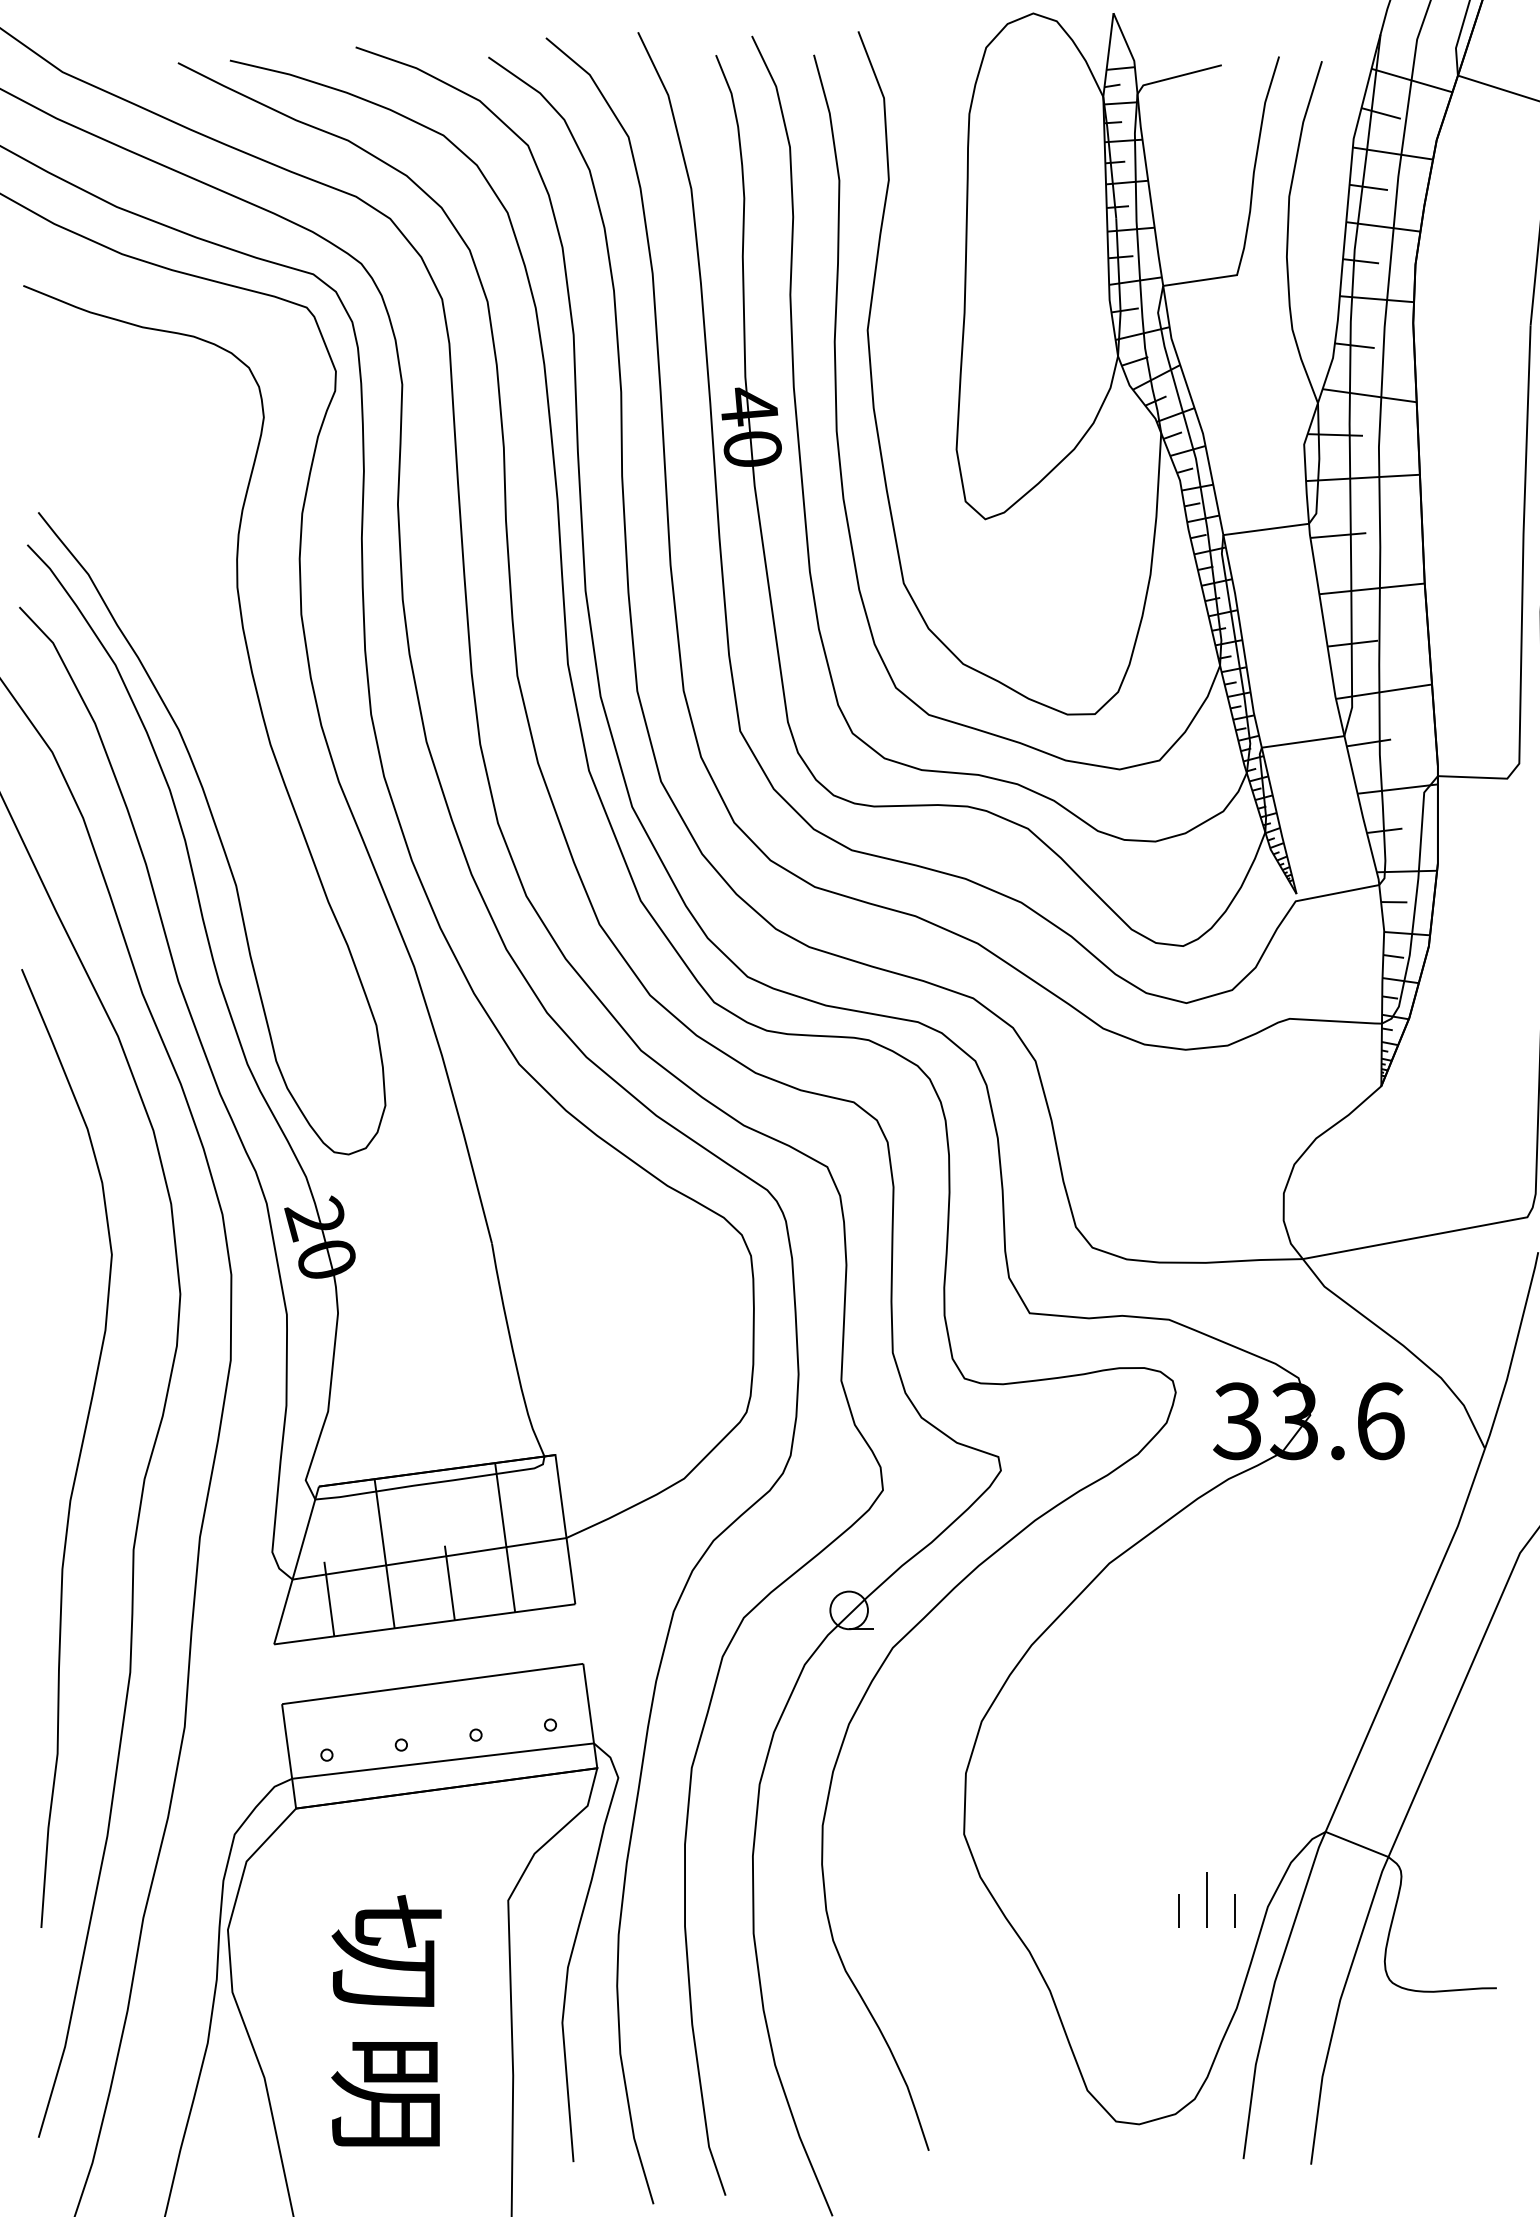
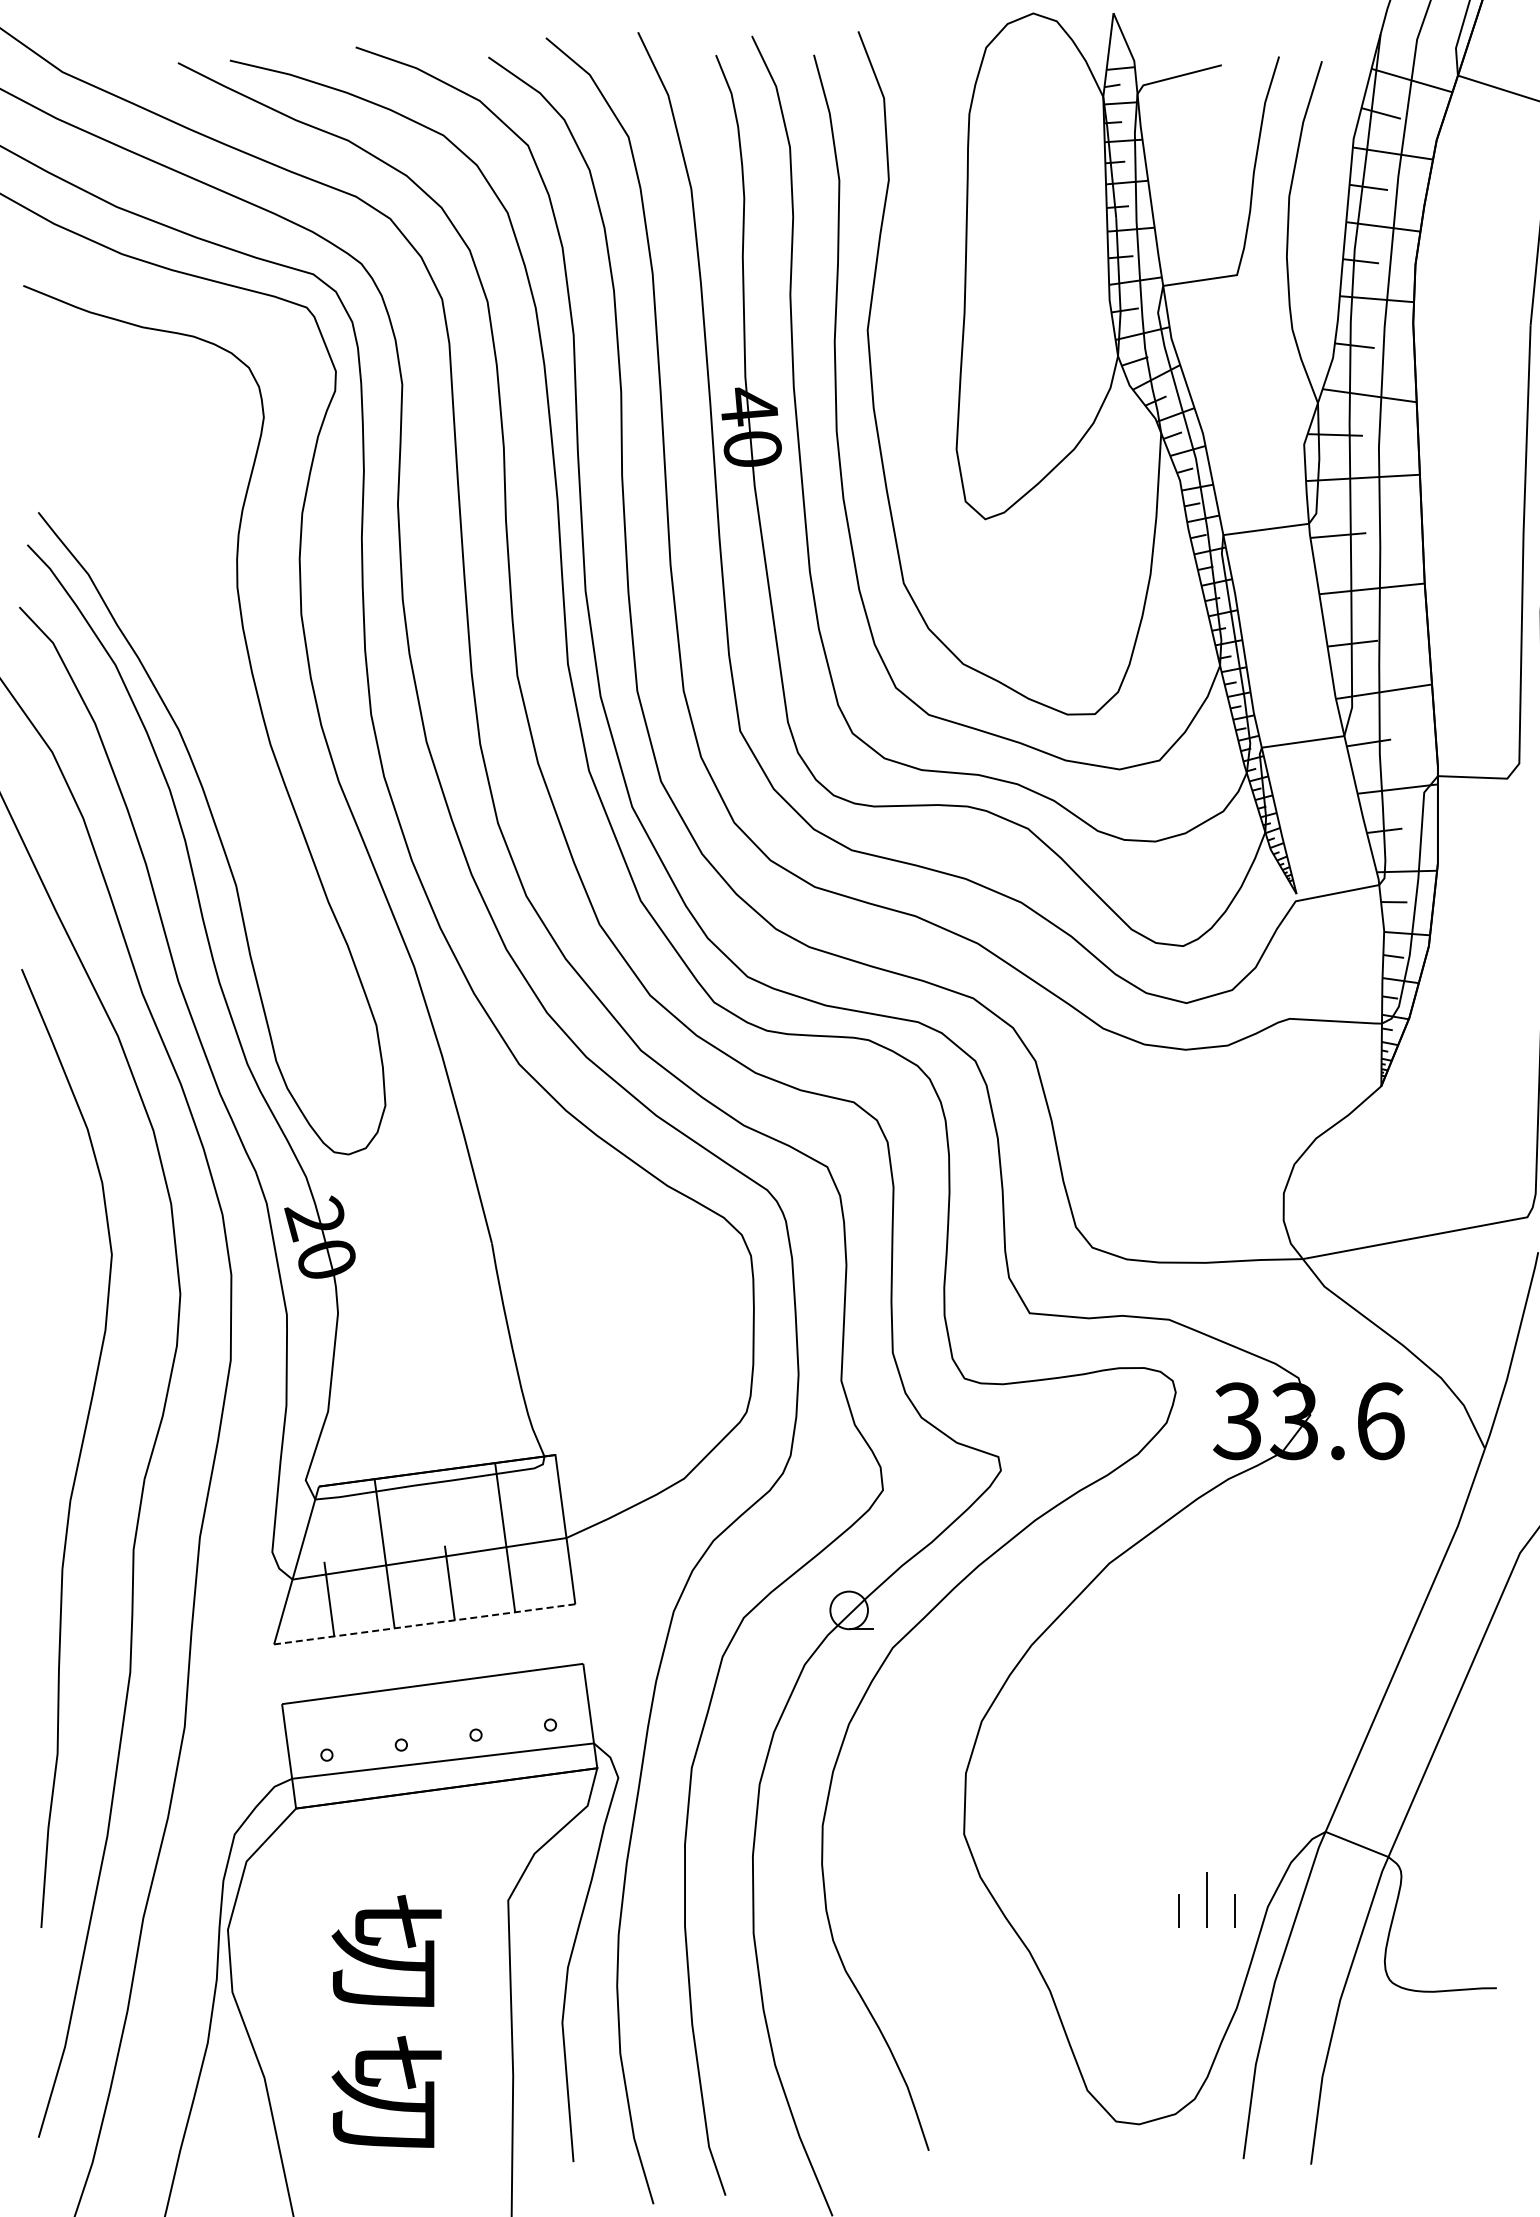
line: solid -> dashed (424, 1624)
text: 明 -> 切 (386, 2091)
